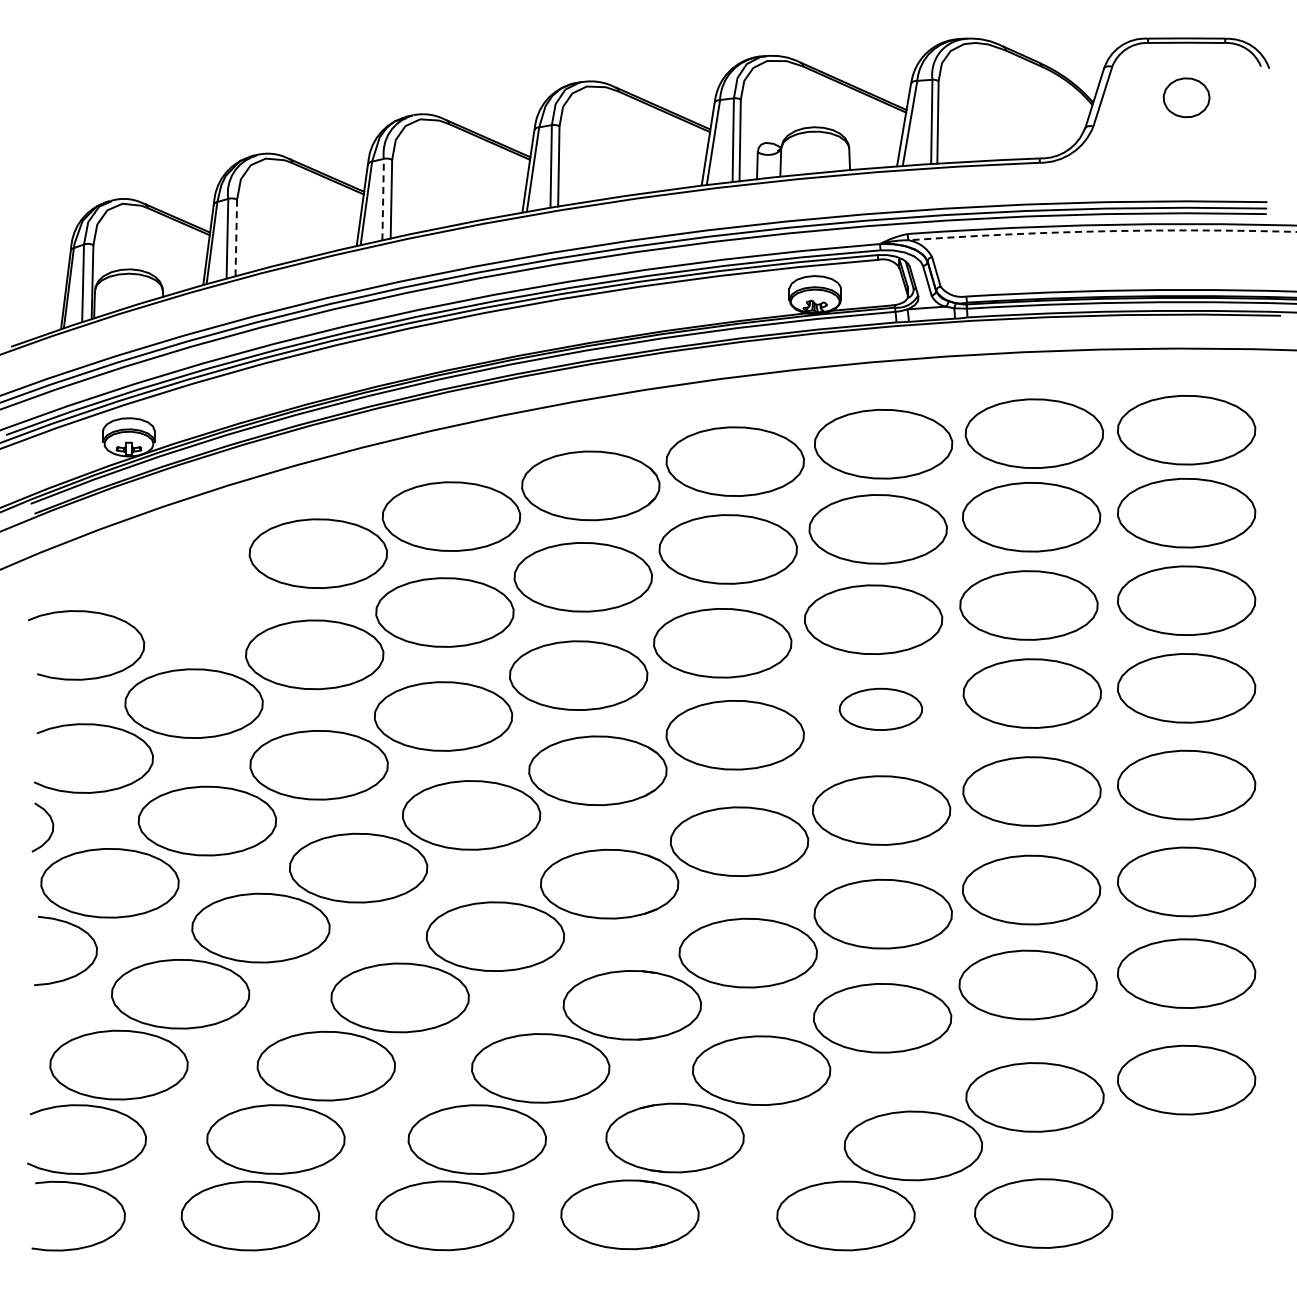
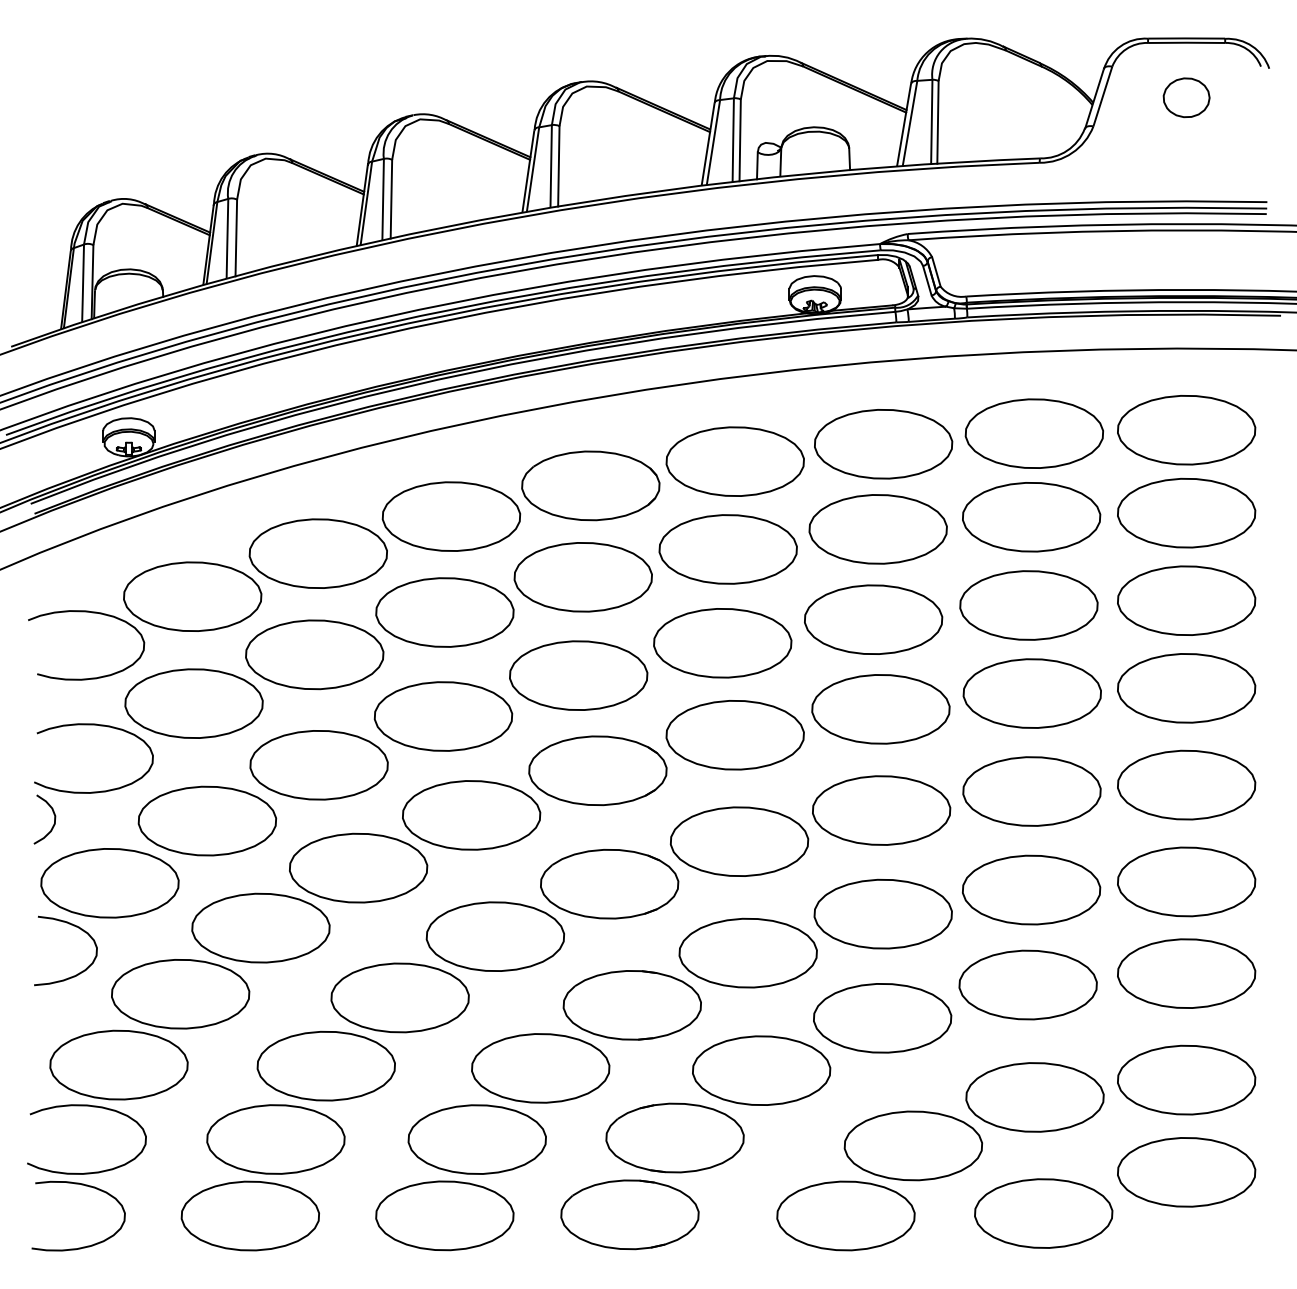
line: dashed -> solid (383, 200)
arc: dashed -> solid (1103, 231)
line: dashed -> solid (236, 238)
part: none -> present (192, 596)
part size: 86x44 px -> 140x71 px (880, 709)
curve position: (51, 831) -> (53, 823) (53, 823)
part: none -> present (1186, 1172)
